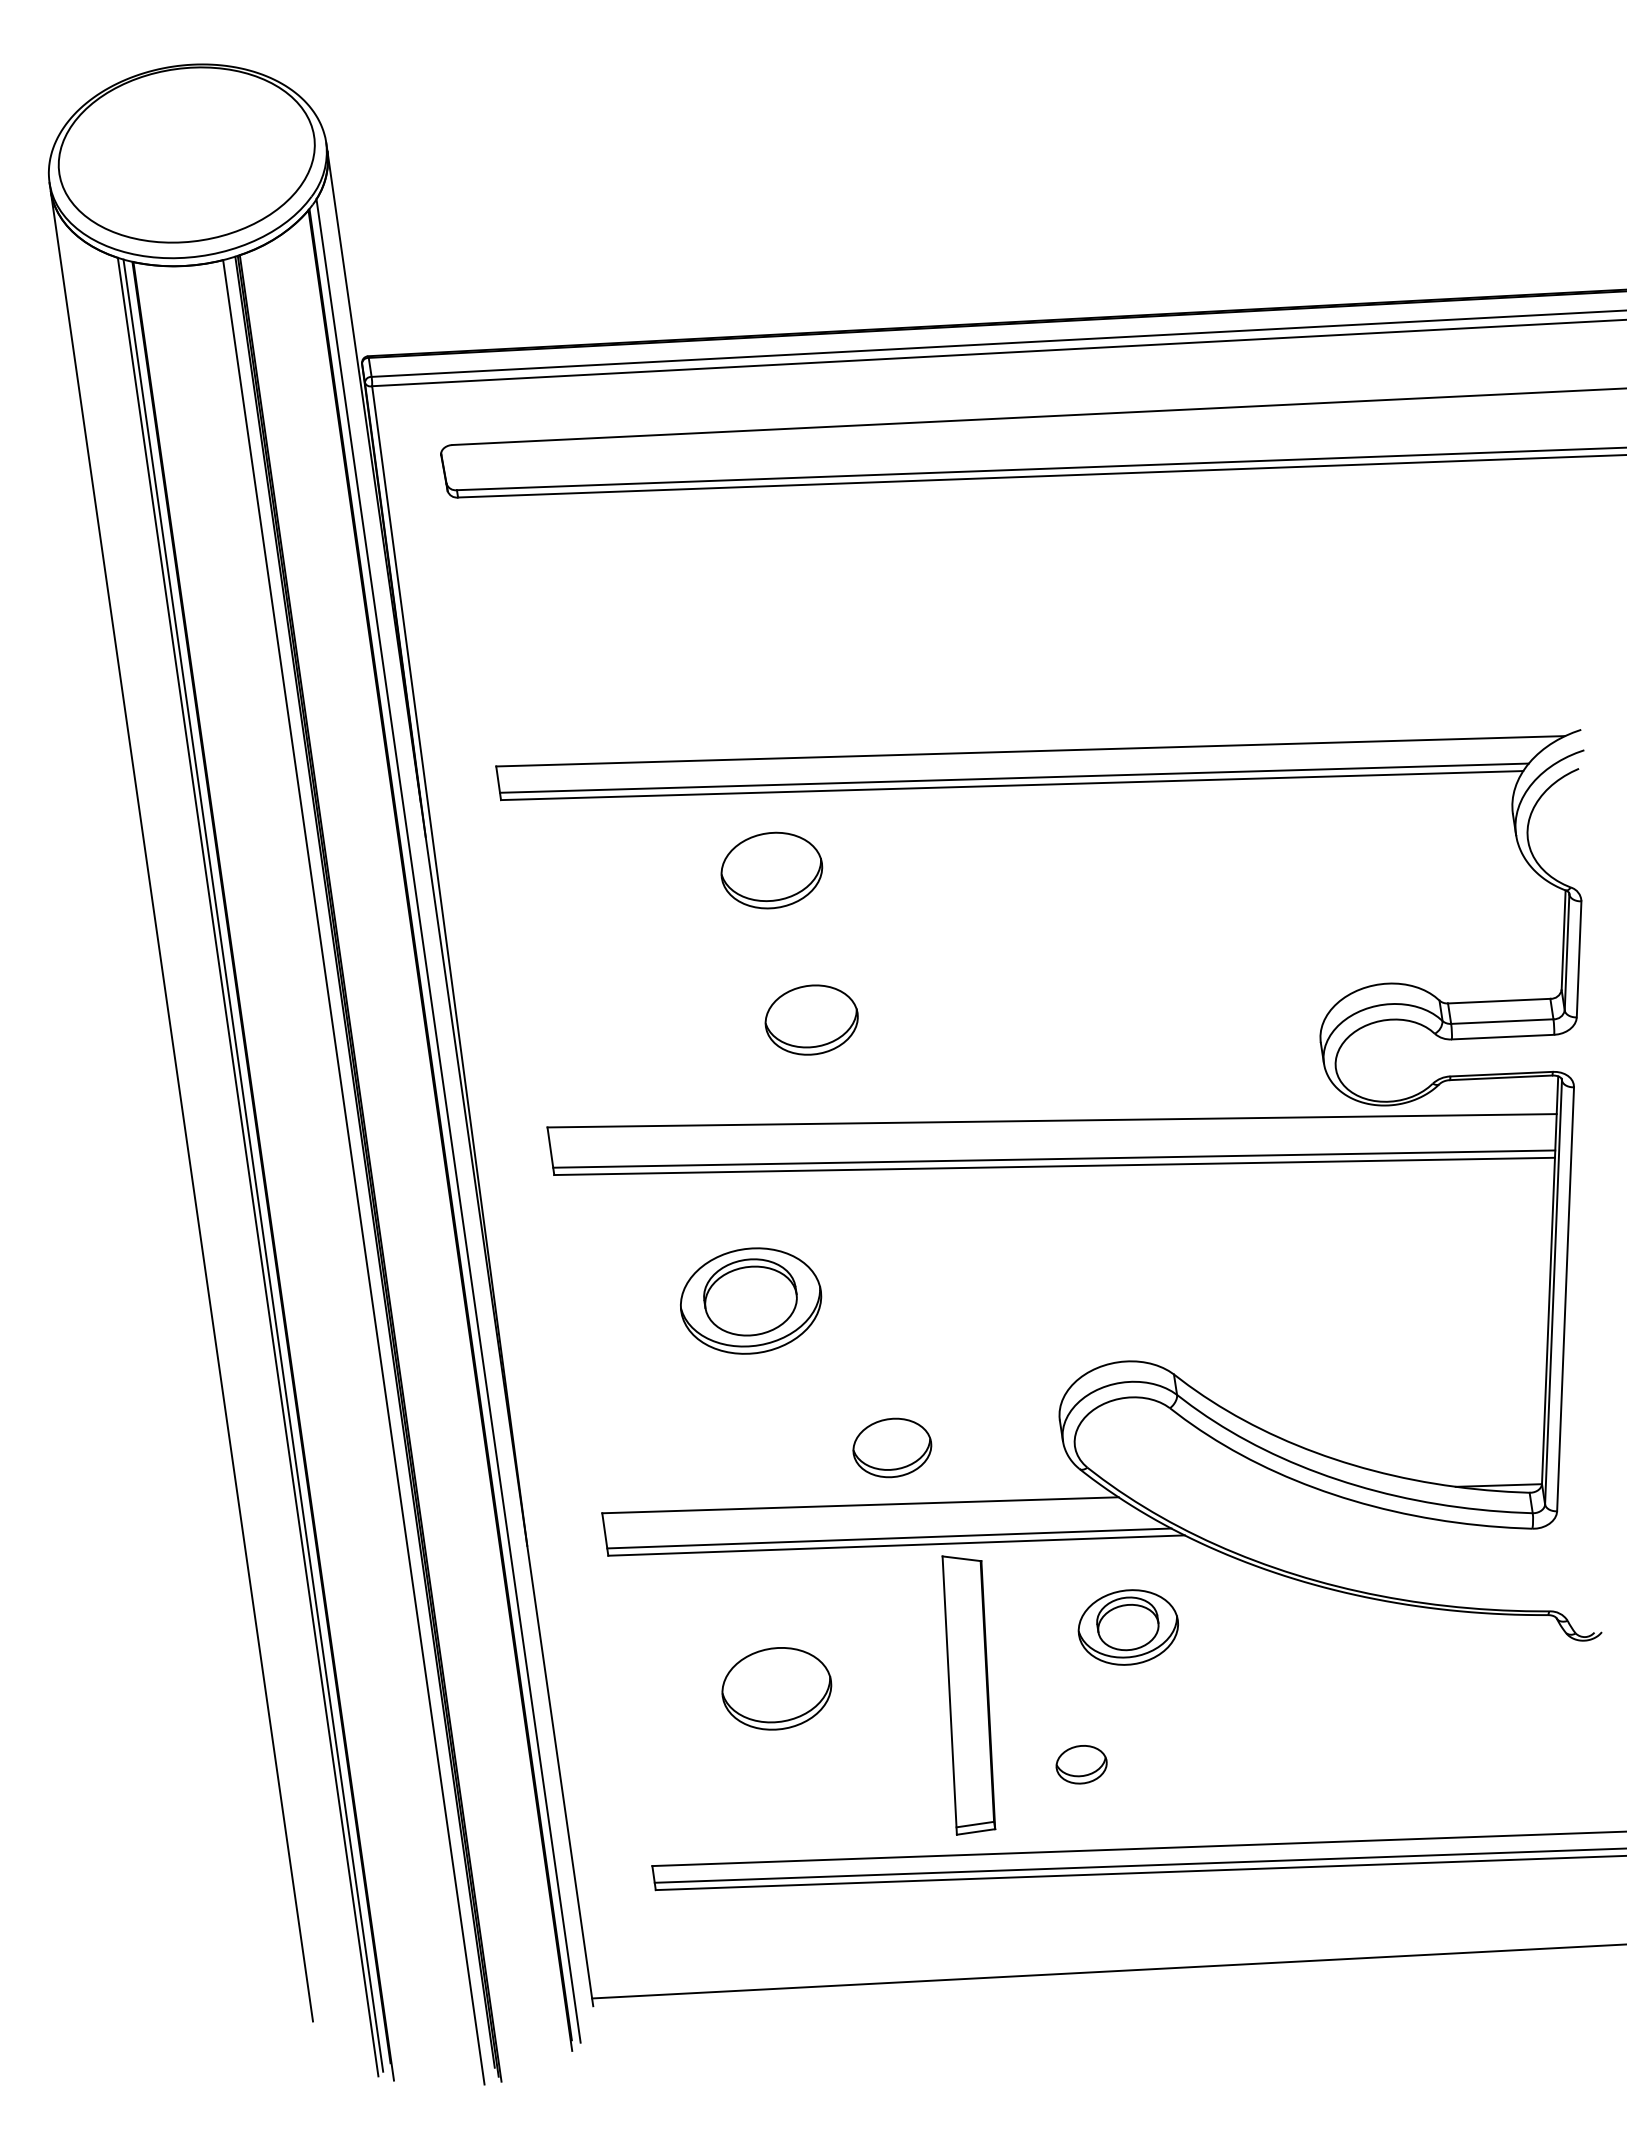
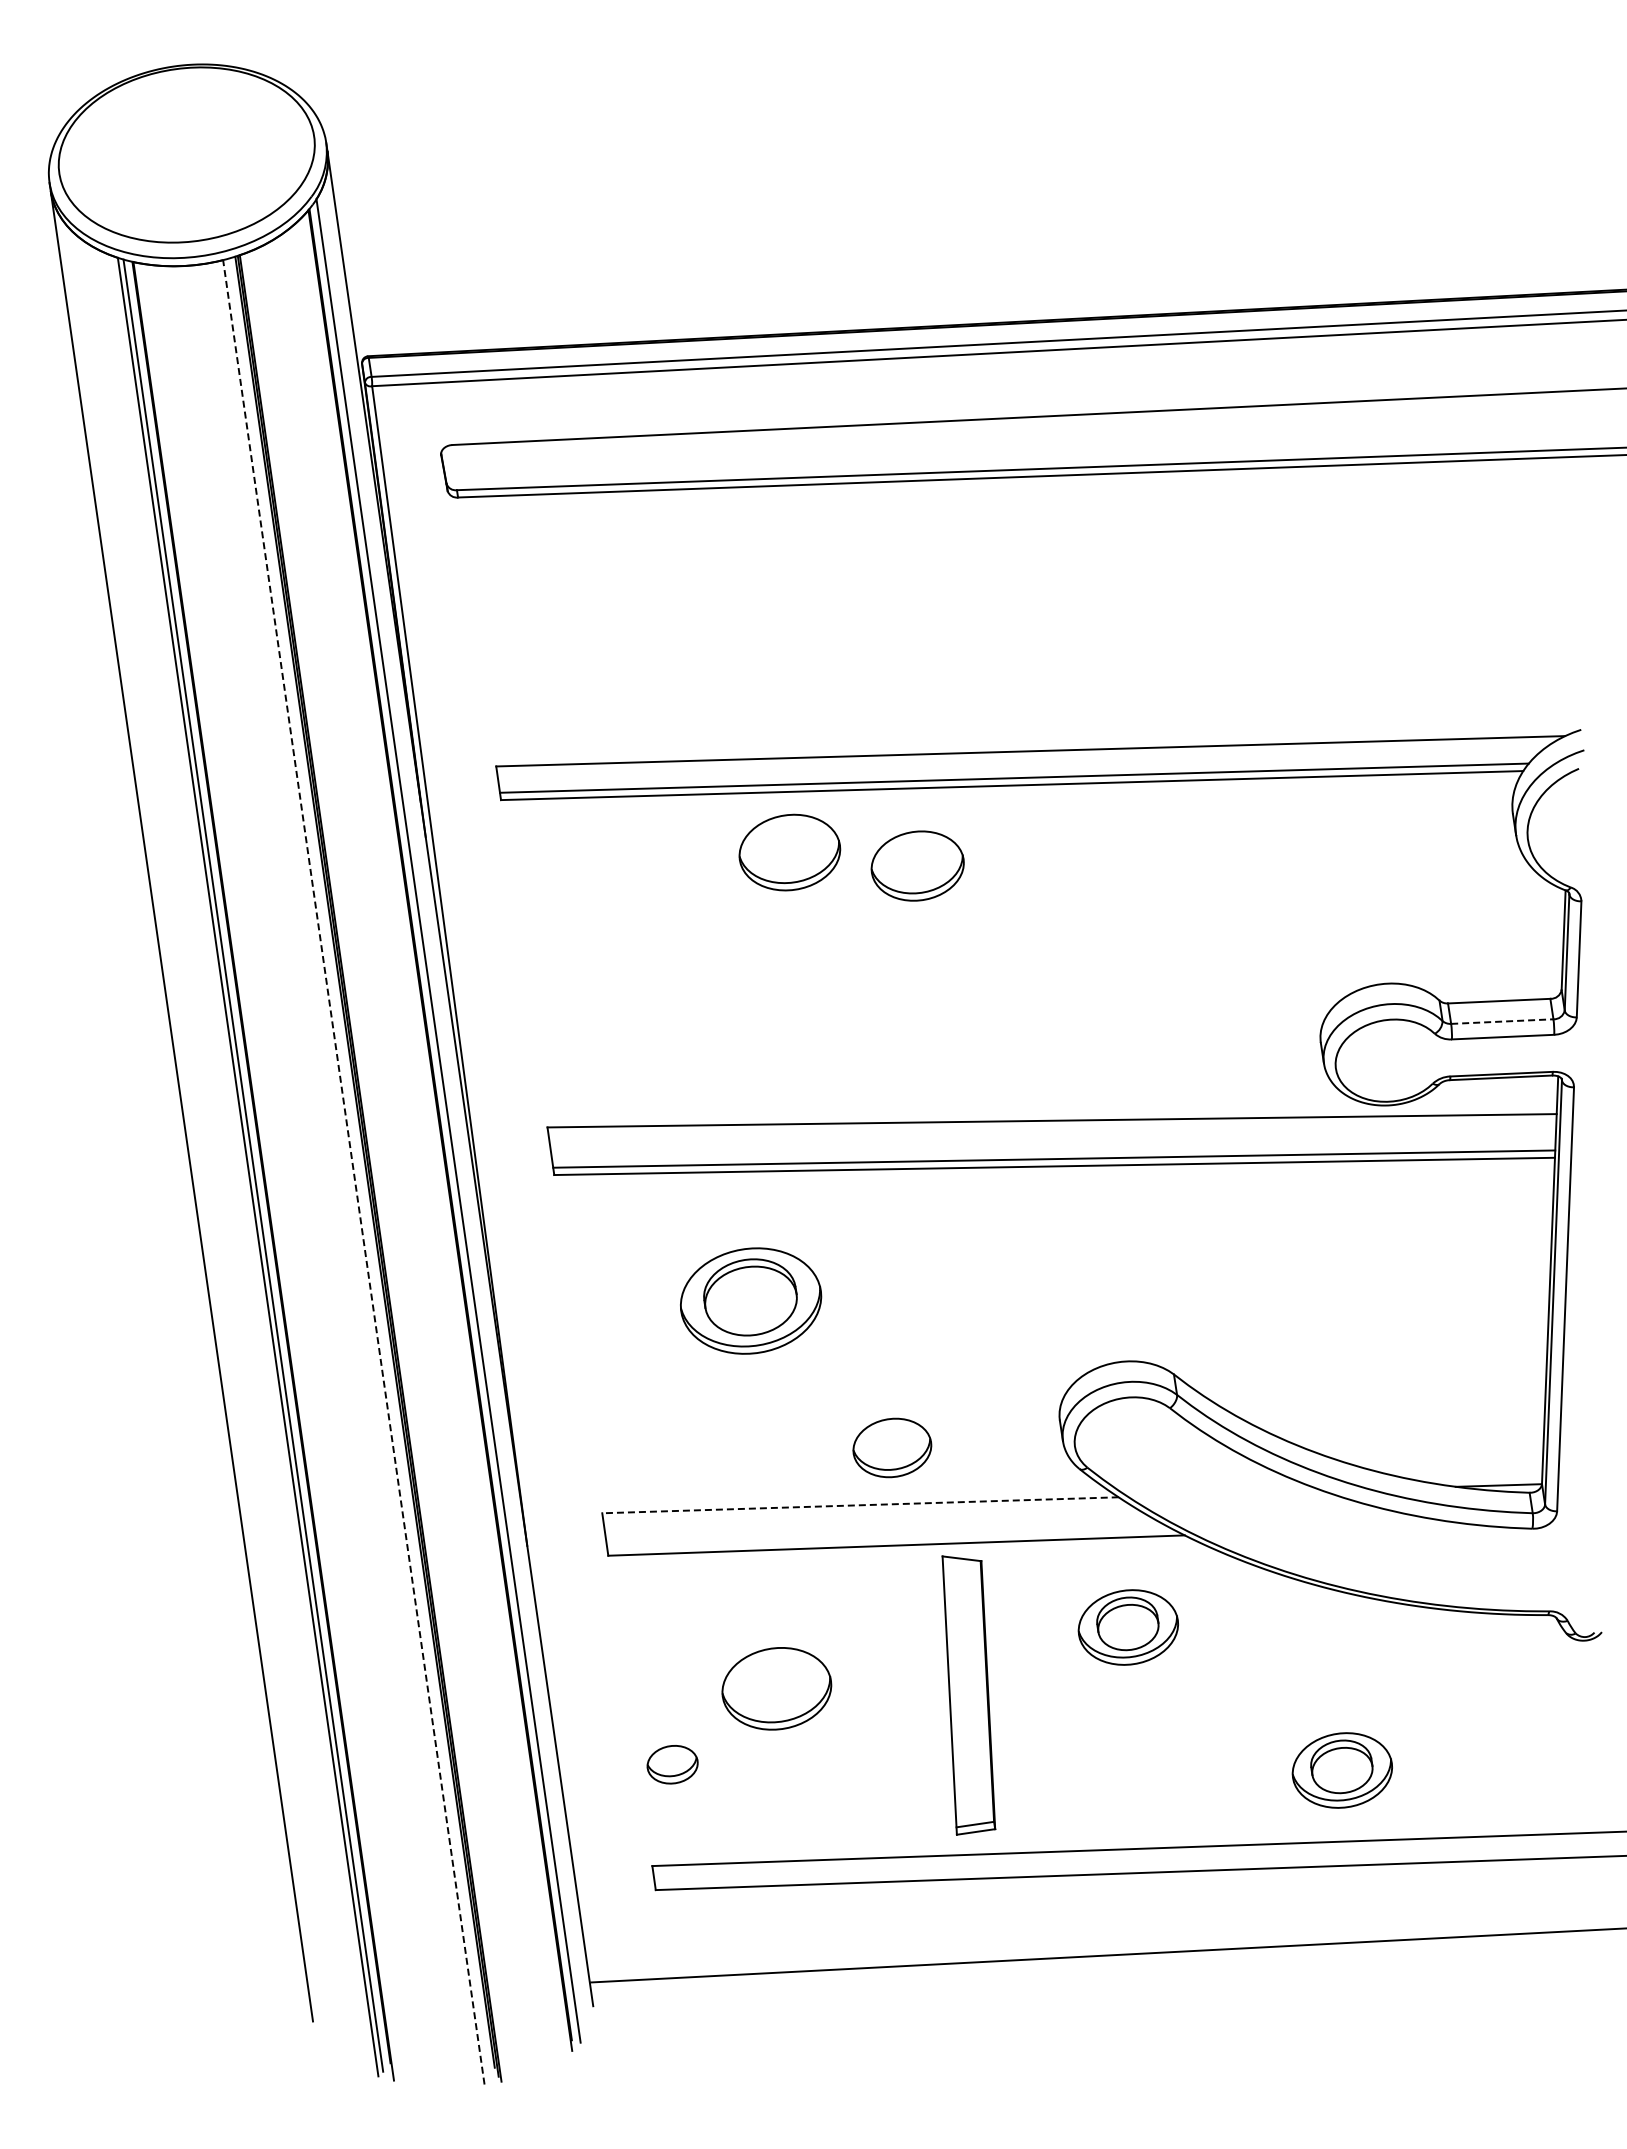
part position: (771, 870) -> (789, 852) (789, 852)
part position: (811, 1019) -> (917, 865) (917, 865)
line: solid -> dashed (1502, 1021)
line: solid -> dashed (353, 1172)
line: solid -> dashed (860, 1505)
line: present -> none (889, 1538)
part position: (1081, 1764) -> (672, 1764) (672, 1764)
part: none -> present (1341, 1770)
line: present -> none (1138, 1865)
line position: (1107, 1971) -> (1107, 1955) (1107, 1955)
